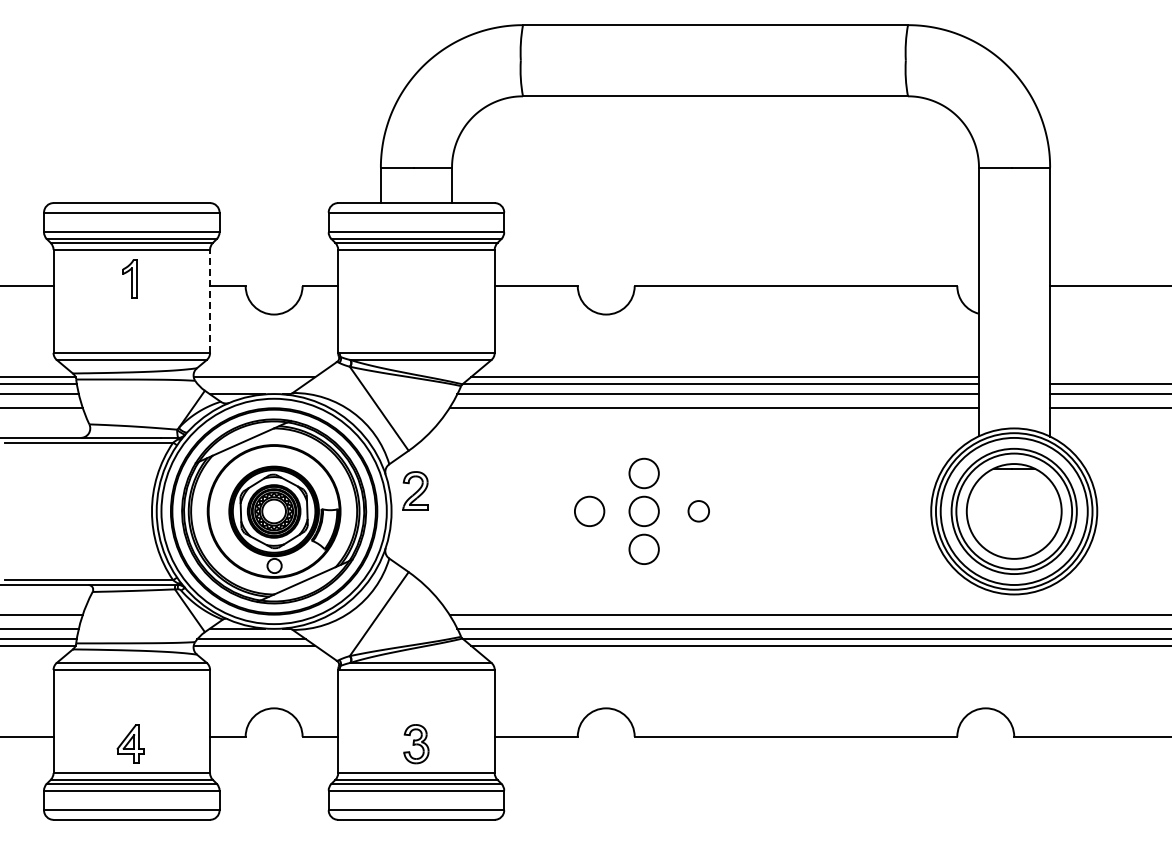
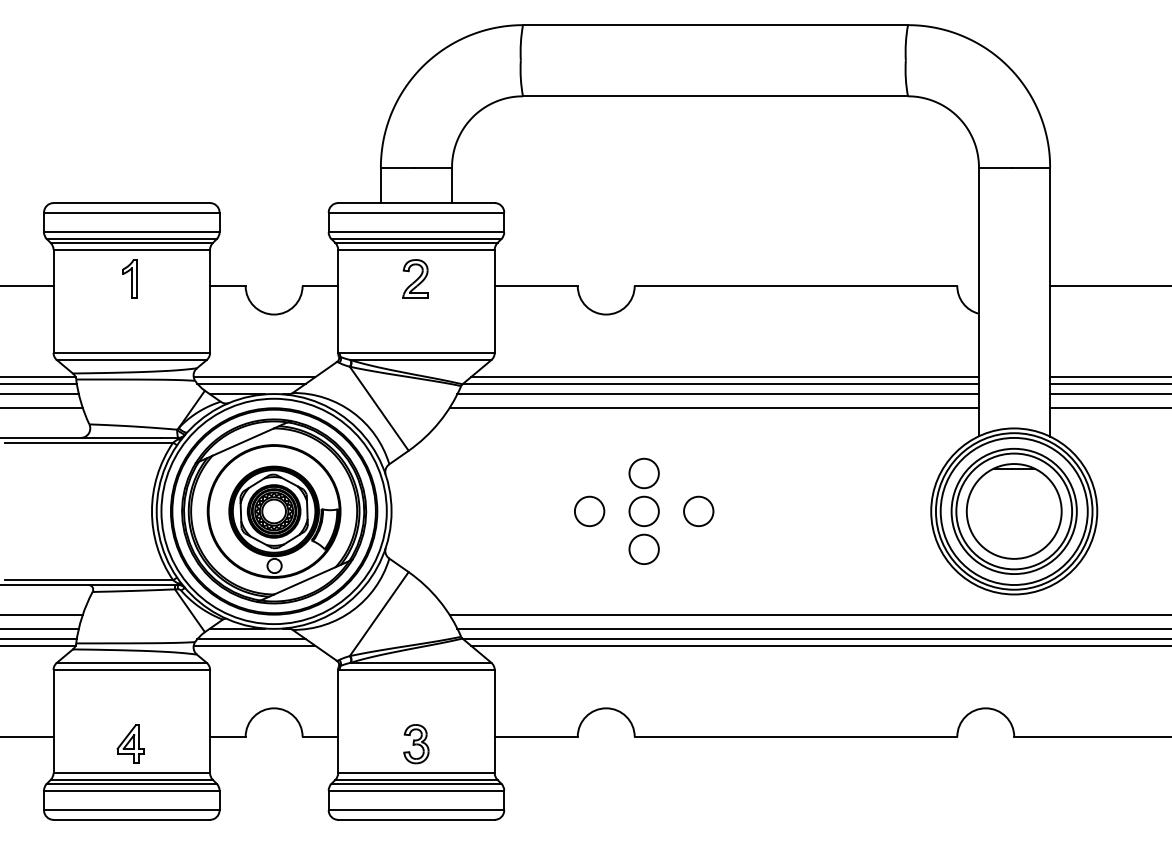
line: dashed -> solid (210, 301)
line: none -> present (1109, 377)
line: none -> present (251, 383)
part position: (415, 490) -> (415, 278) (415, 278)
circle size: 23x23 px -> 32x32 px (698, 510)
